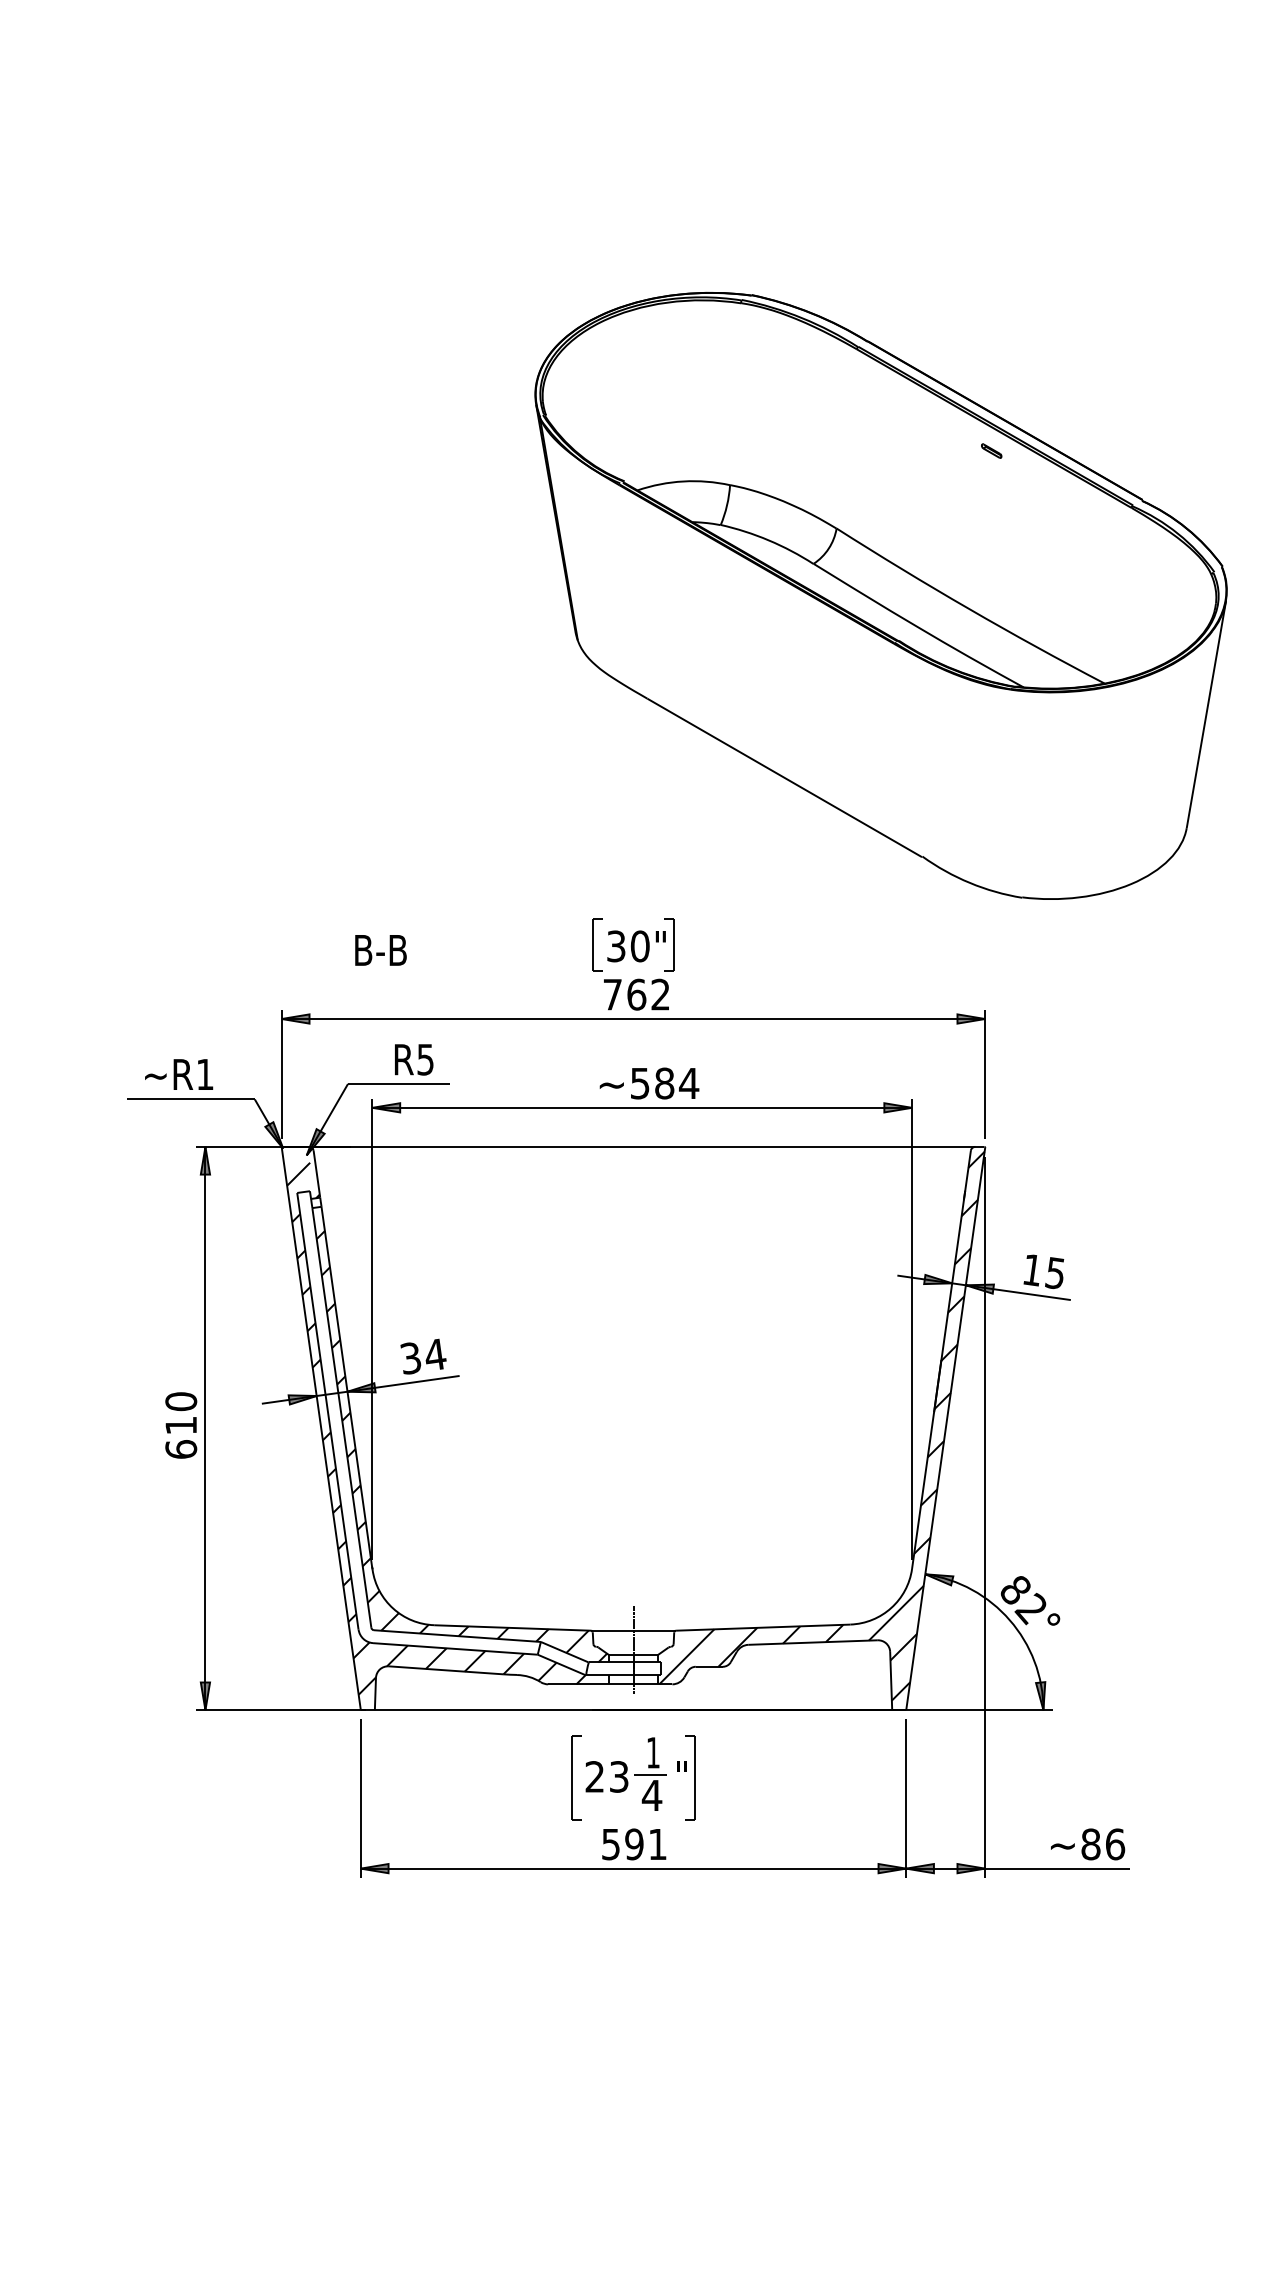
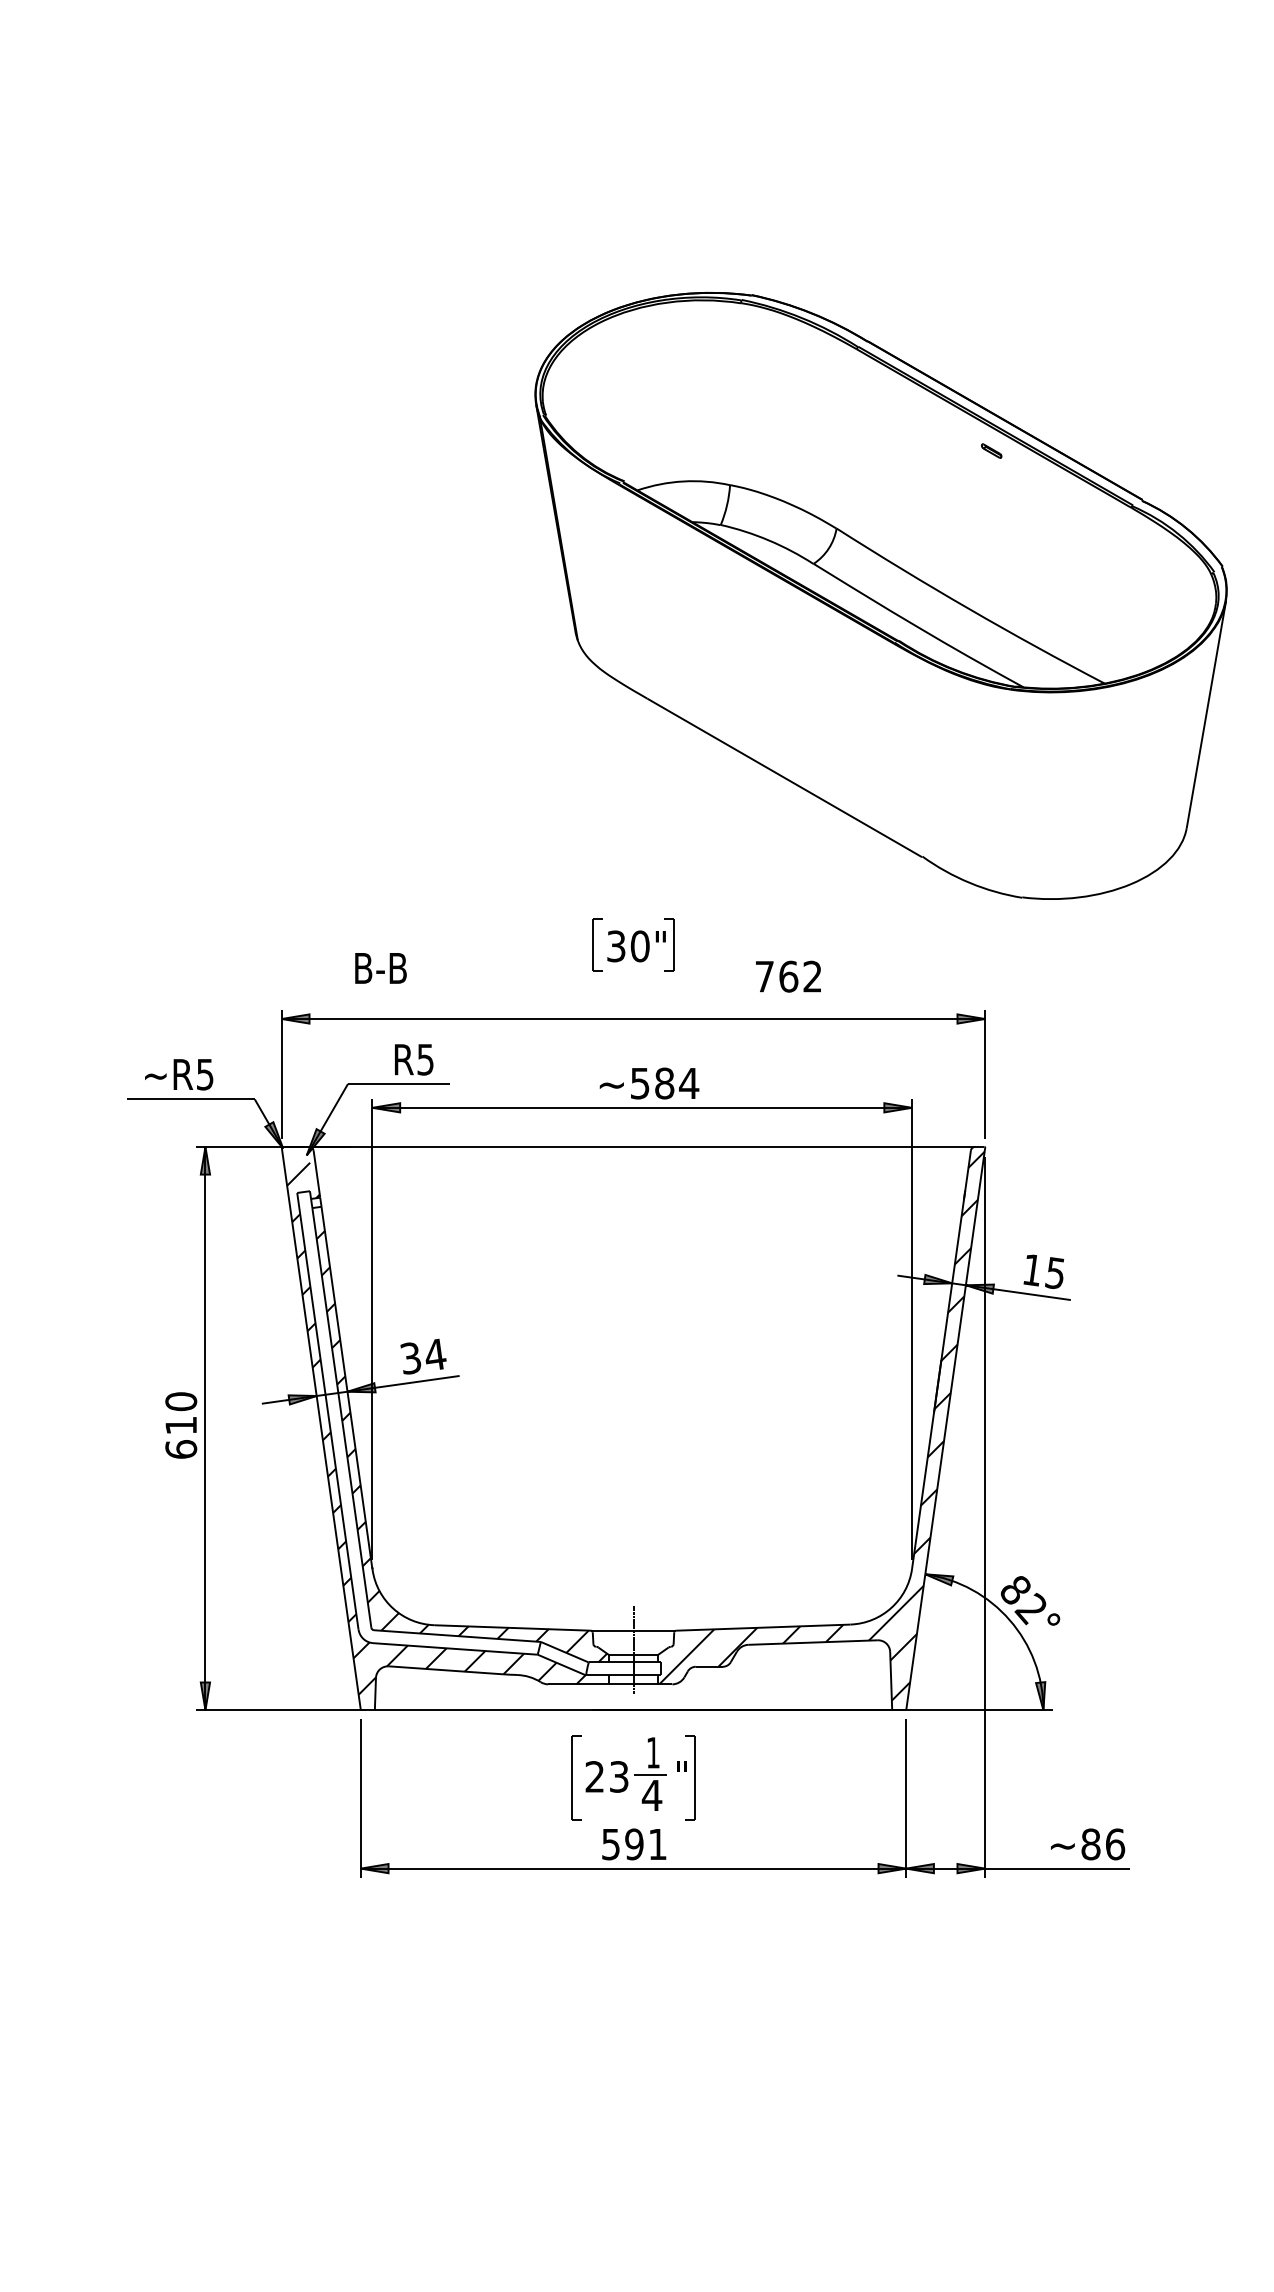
text position: (380, 950) -> (380, 968) (380, 968)
text position: (636, 994) -> (788, 976) (788, 976)
text: ~R1 -> ~R5 (205, 1074)
